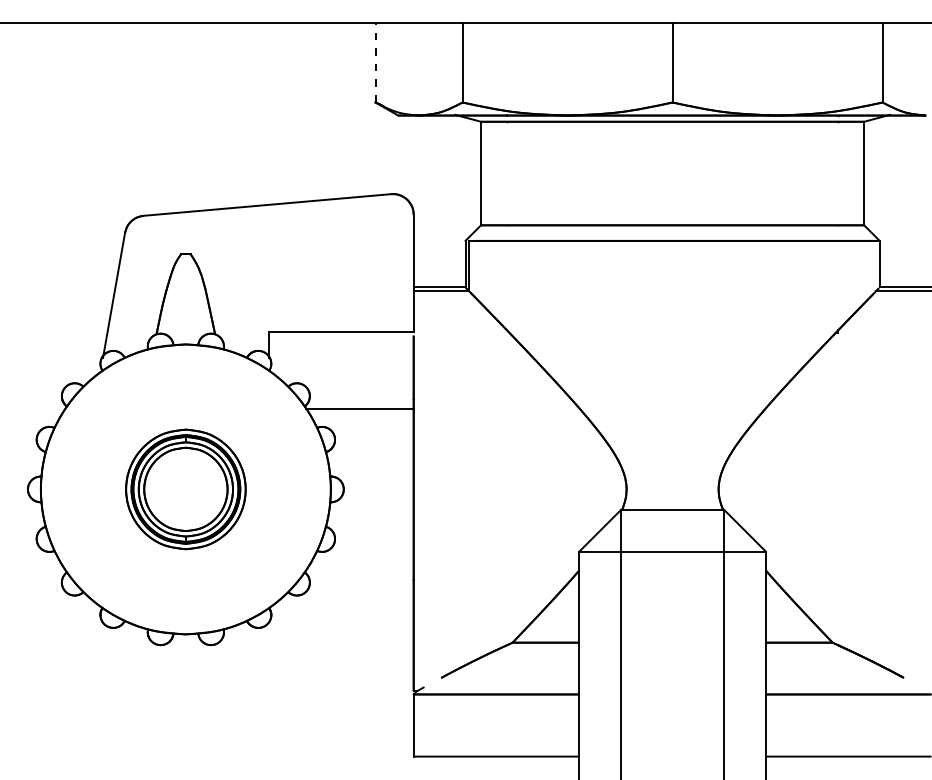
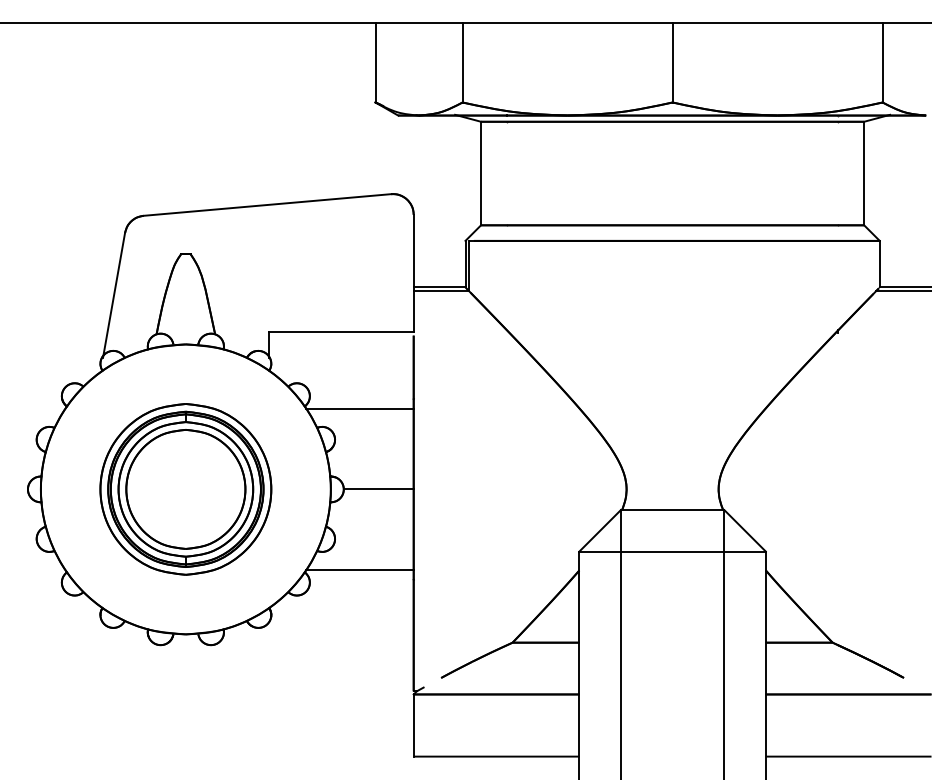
line: dashed -> solid (375, 62)
part size: 122x123 px -> 174x173 px (185, 489)
line: none -> present (378, 489)
line: none -> present (359, 569)
